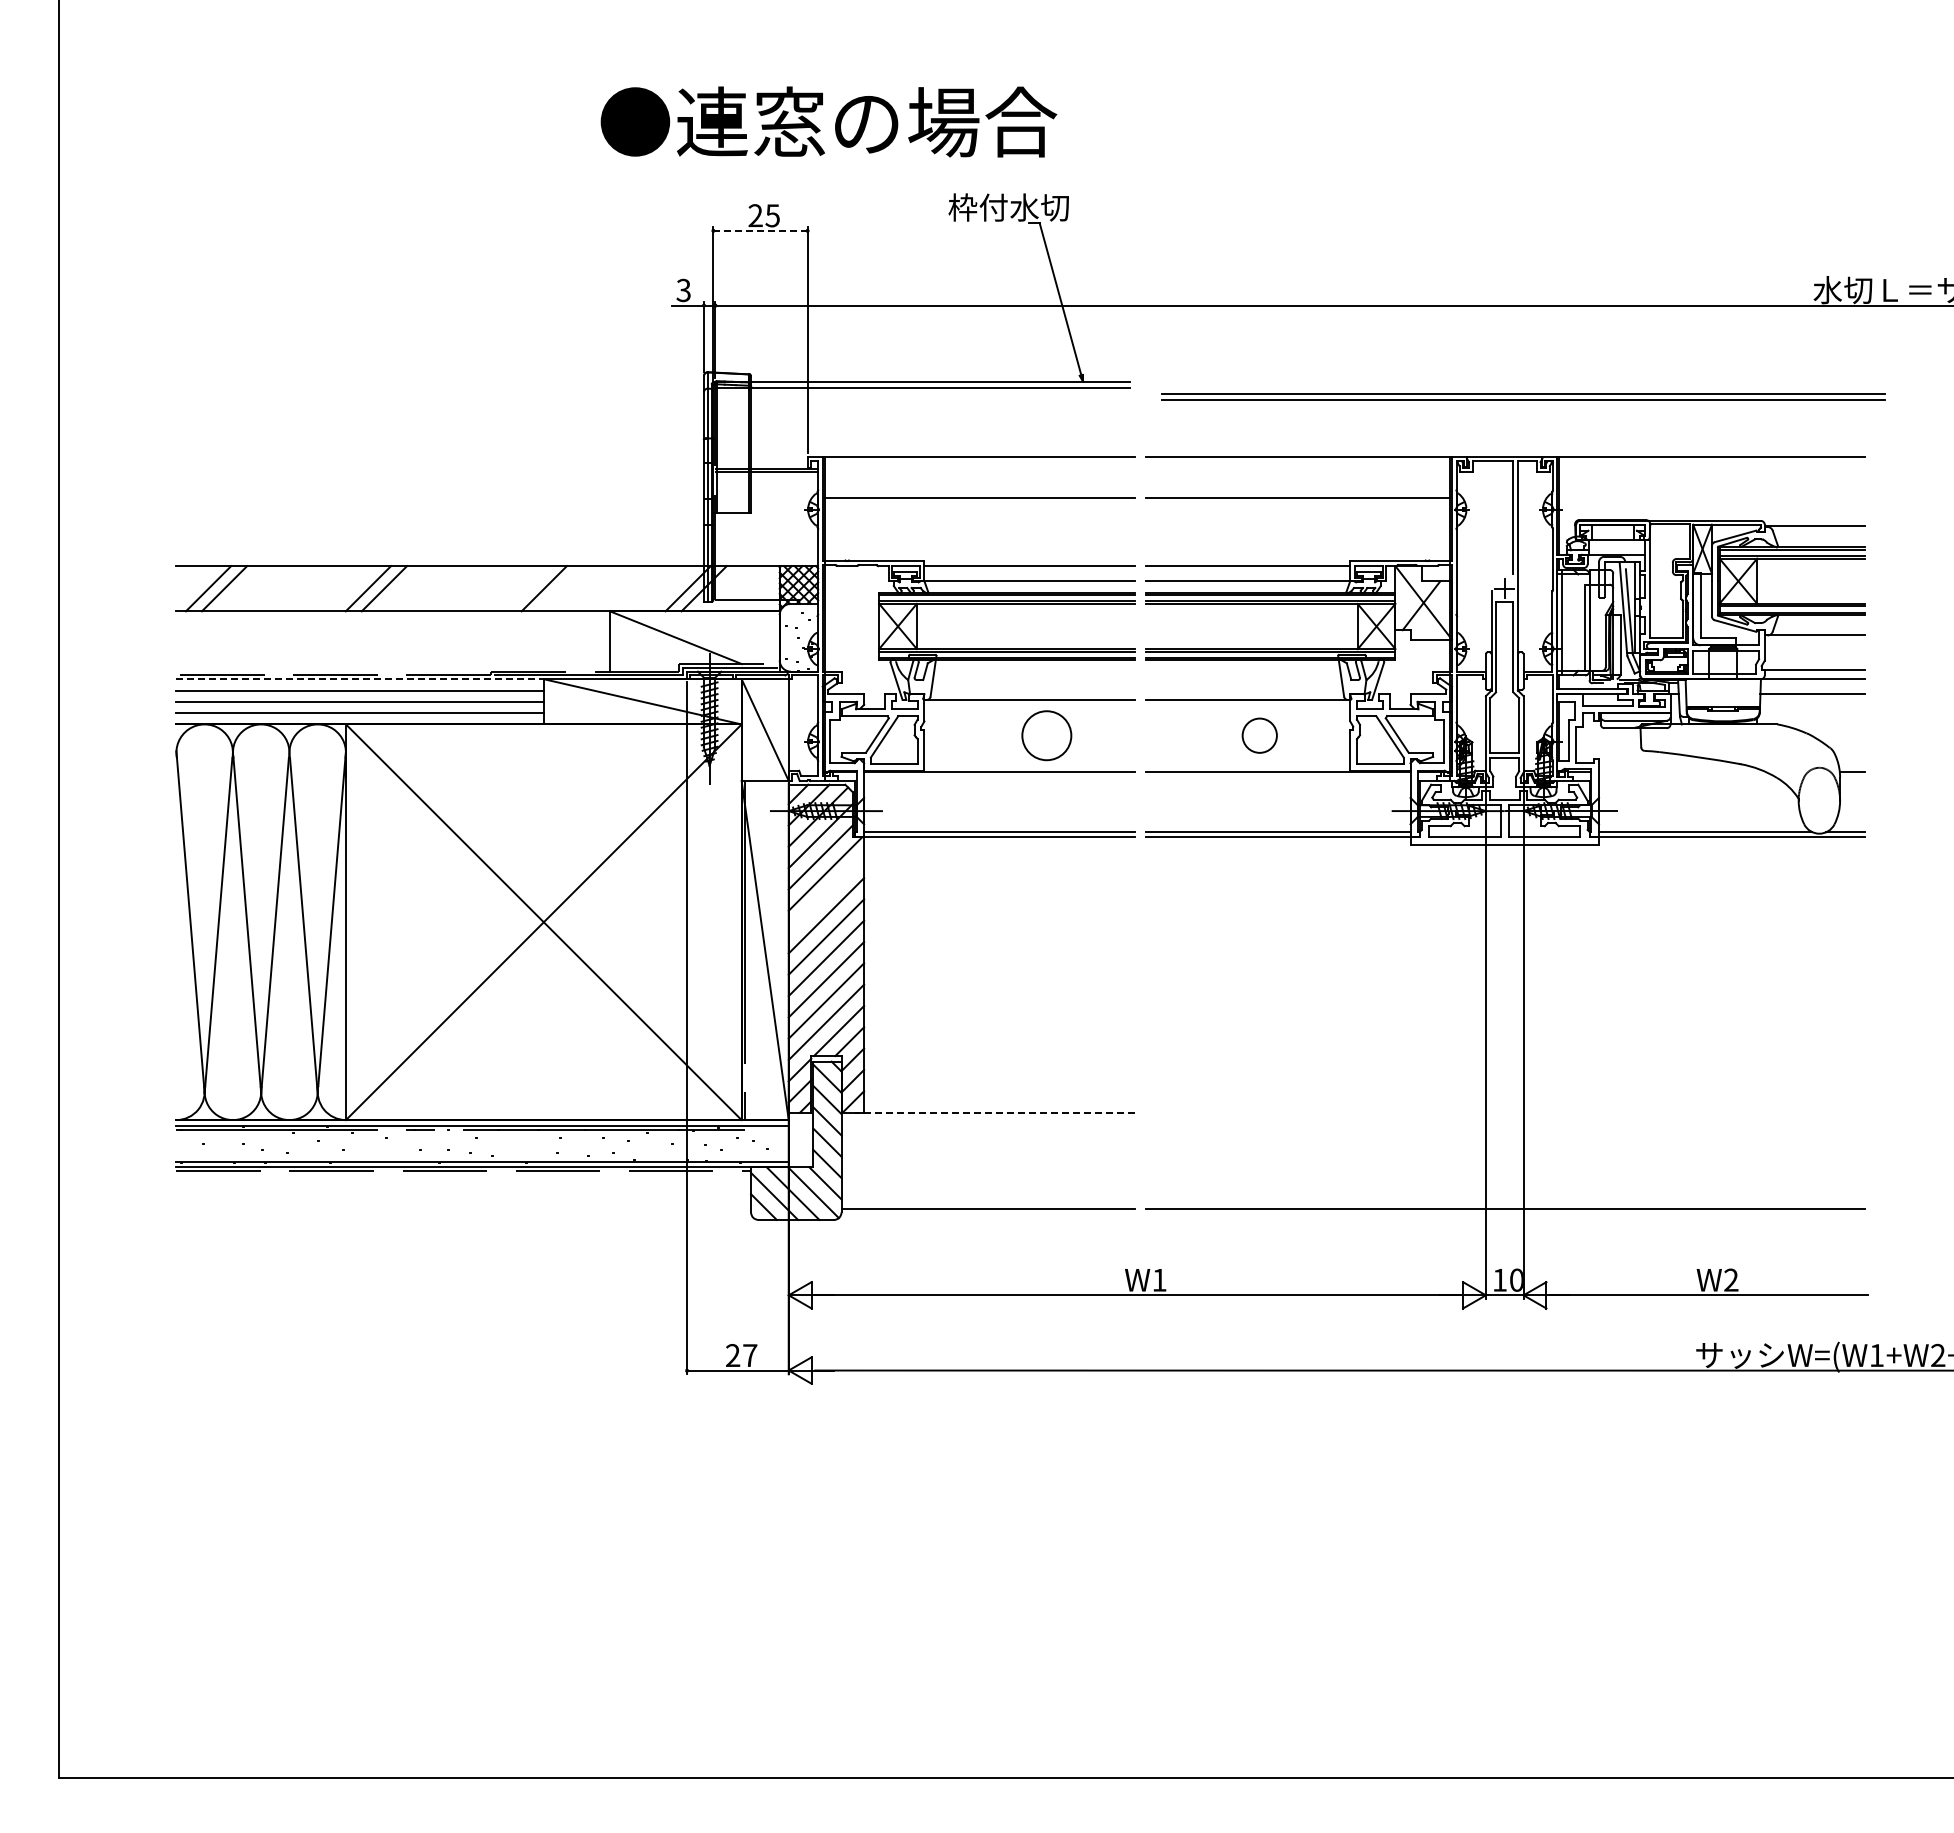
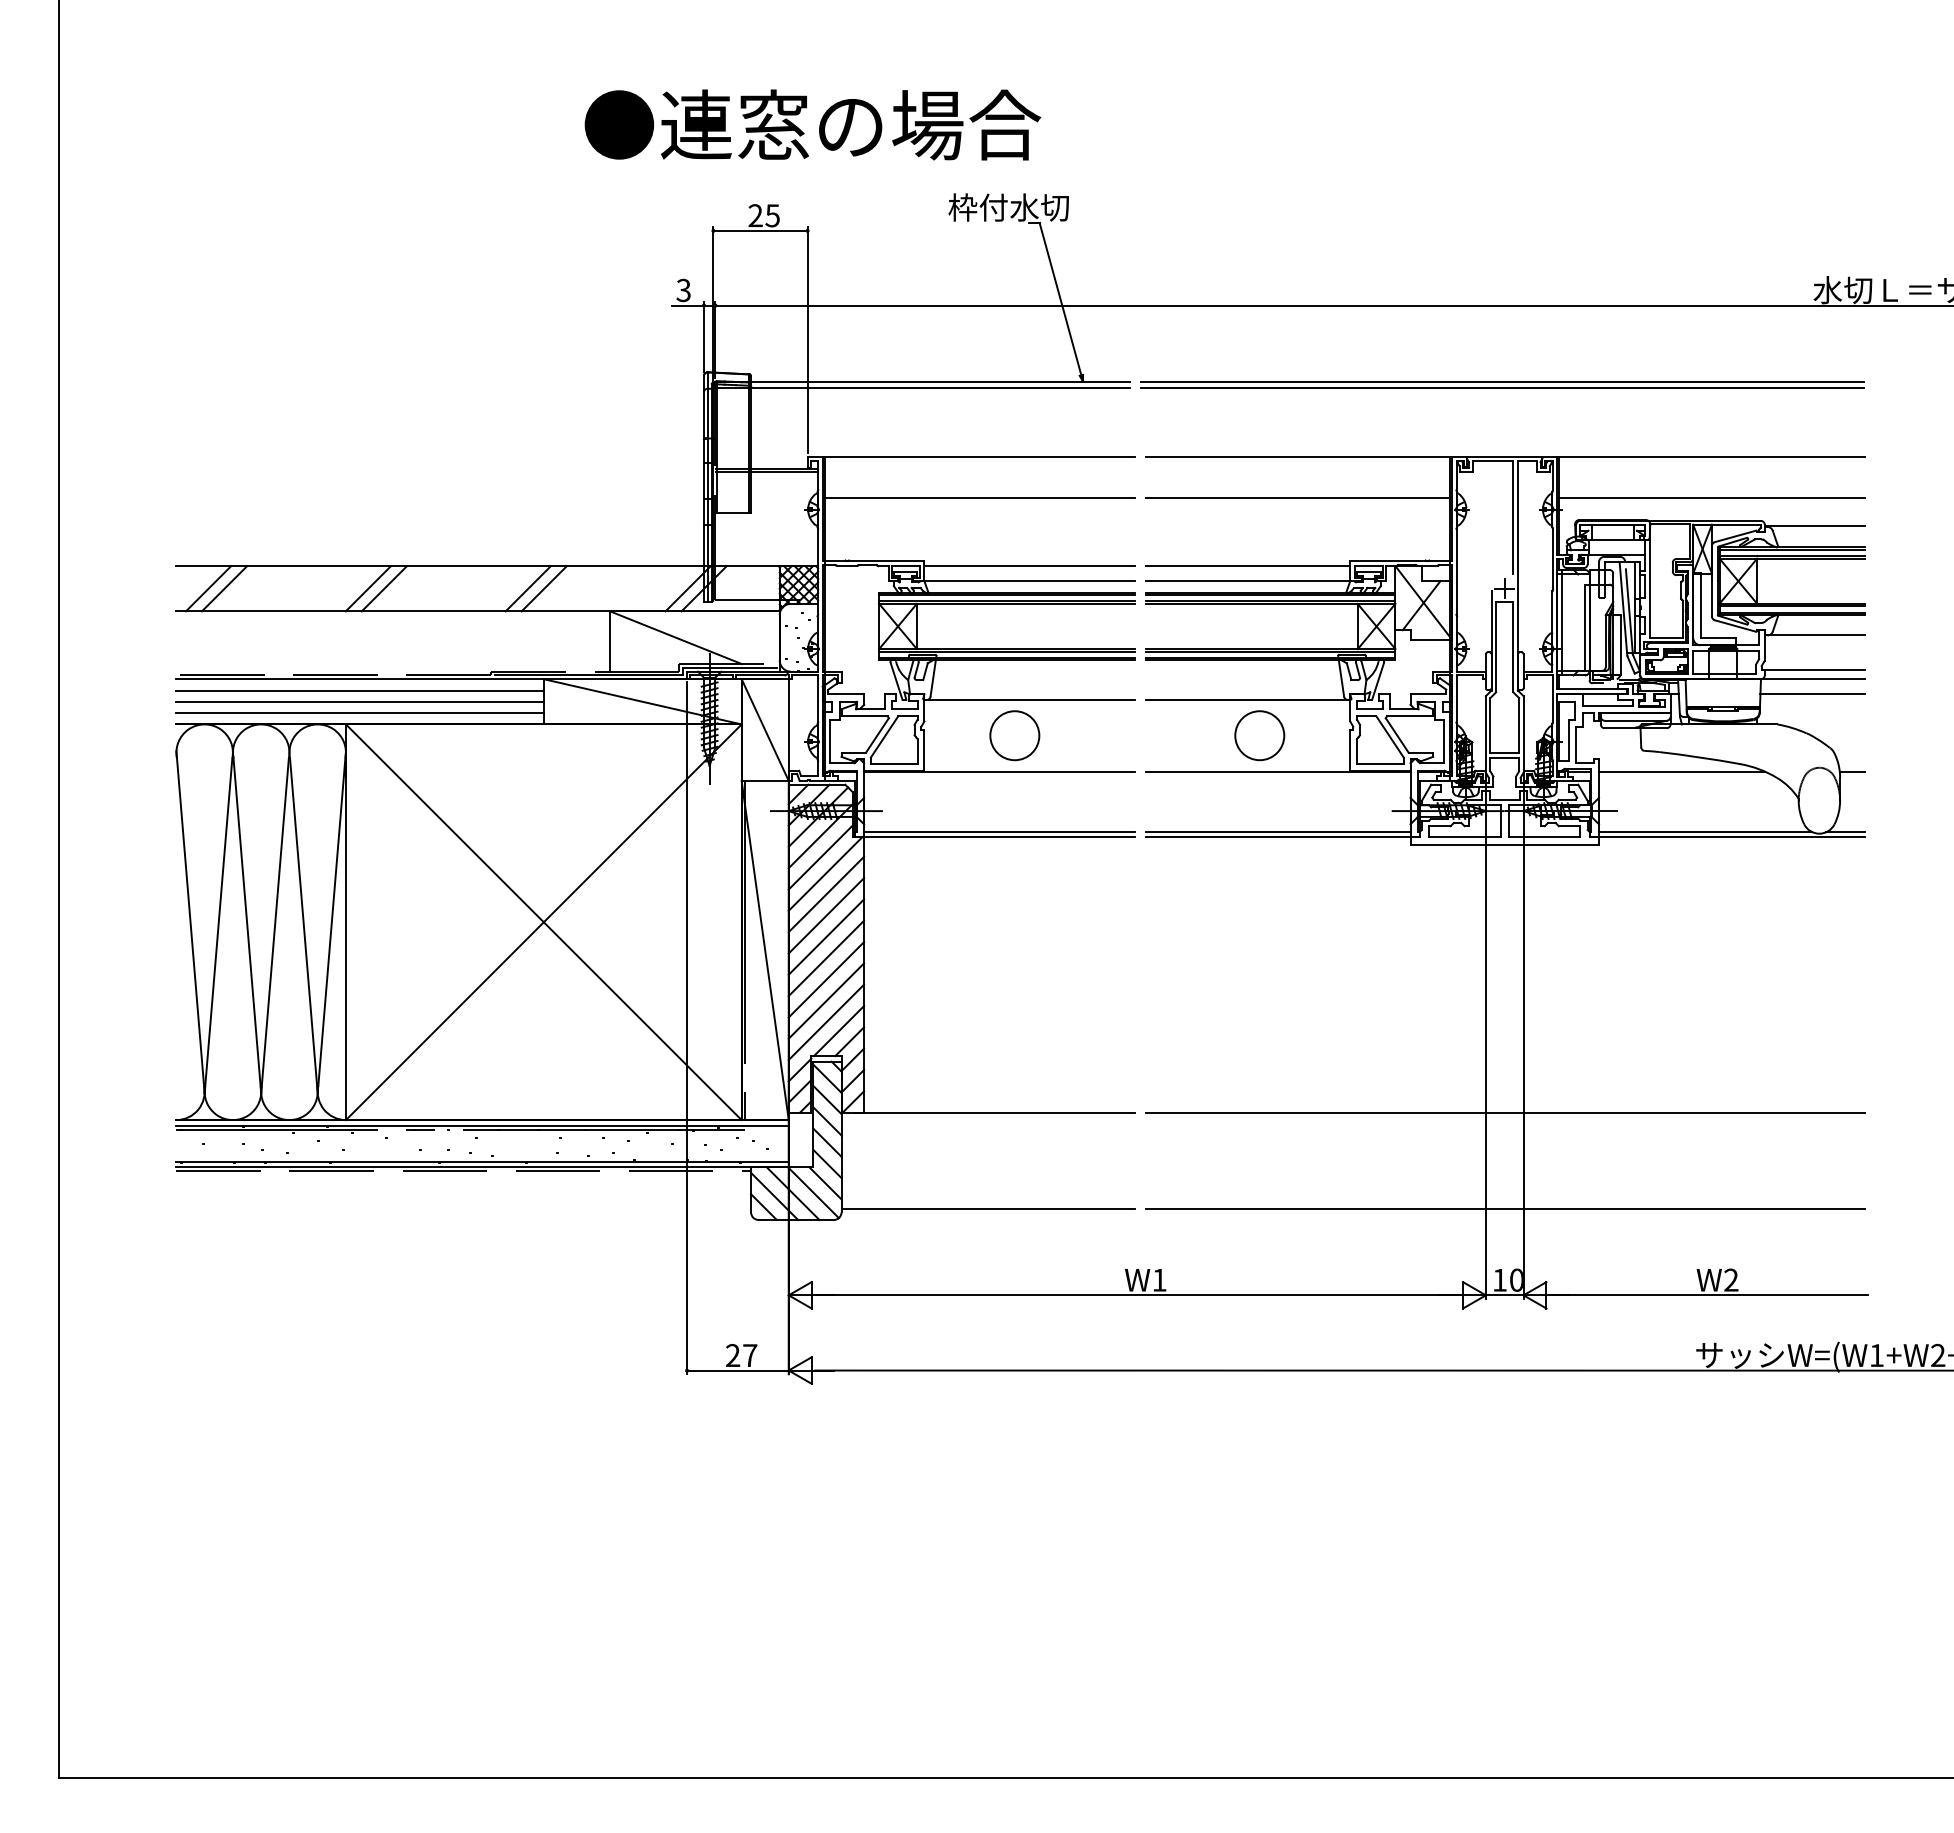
text position: (828, 121) -> (812, 124) (812, 124)
line: dashed -> solid (760, 230)
part position: (1523, 396) -> (1502, 384) (1502, 384)
line: none -> present (1711, 497)
line: none -> present (527, 588)
line: dashed -> solid (360, 679)
circle position: (1046, 735) -> (1014, 735) (1014, 735)
circle diameter: 34 px -> 49 px (1259, 735)
line: none -> present (1681, 771)
line: none -> present (826, 894)
line: dashed -> solid (994, 1112)
line: none -> present (1505, 1112)
